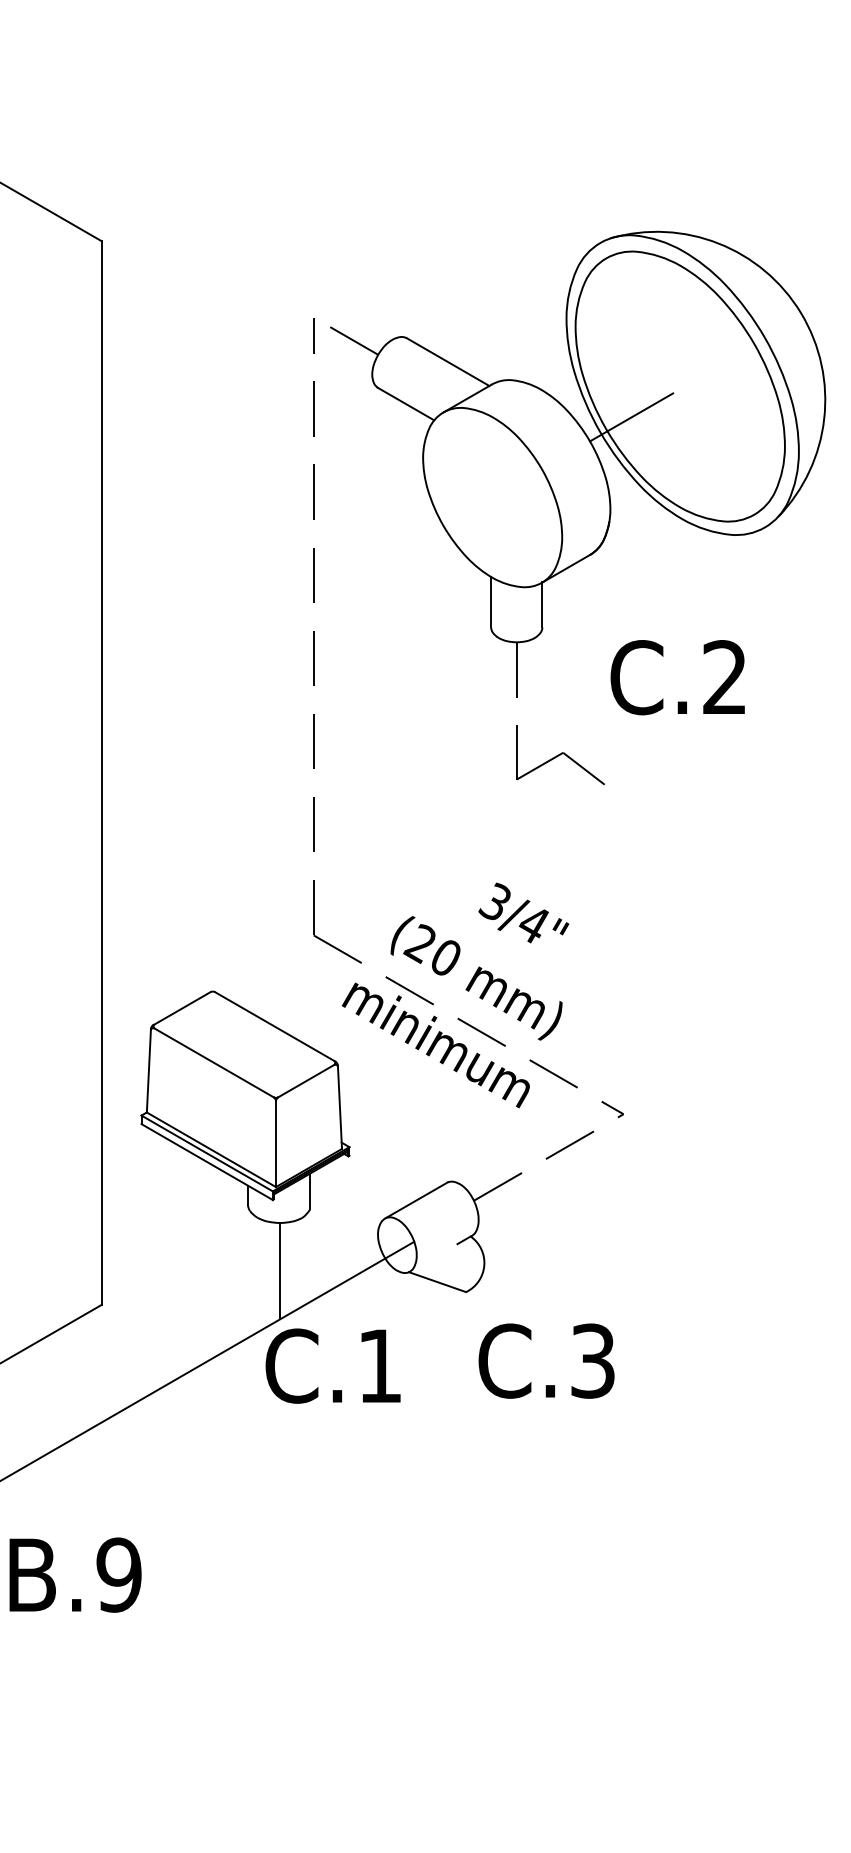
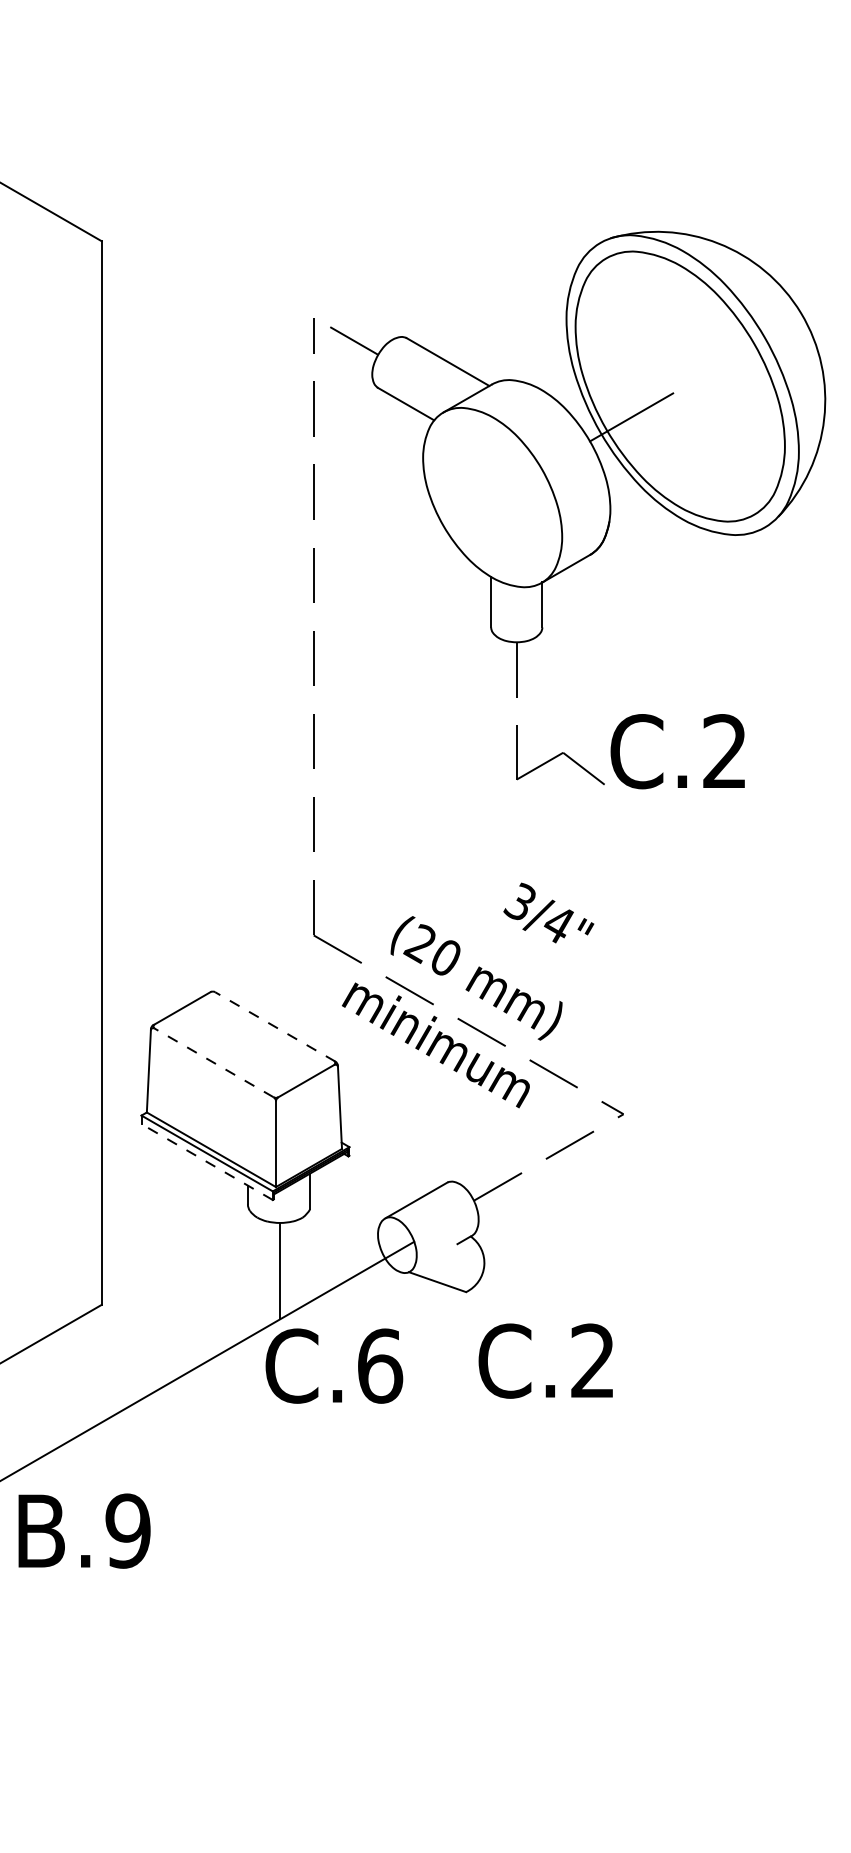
text position: (677, 677) -> (677, 751) (677, 751)
text position: (523, 912) -> (548, 912) (548, 912)
line: solid -> dashed (274, 1026)
line: solid -> dashed (214, 1062)
line: solid -> dashed (207, 1162)
text: C.3 -> C.2 (592, 1360)
text: C.1 -> C.6 (380, 1365)
text position: (75, 1574) -> (84, 1530) (84, 1530)
